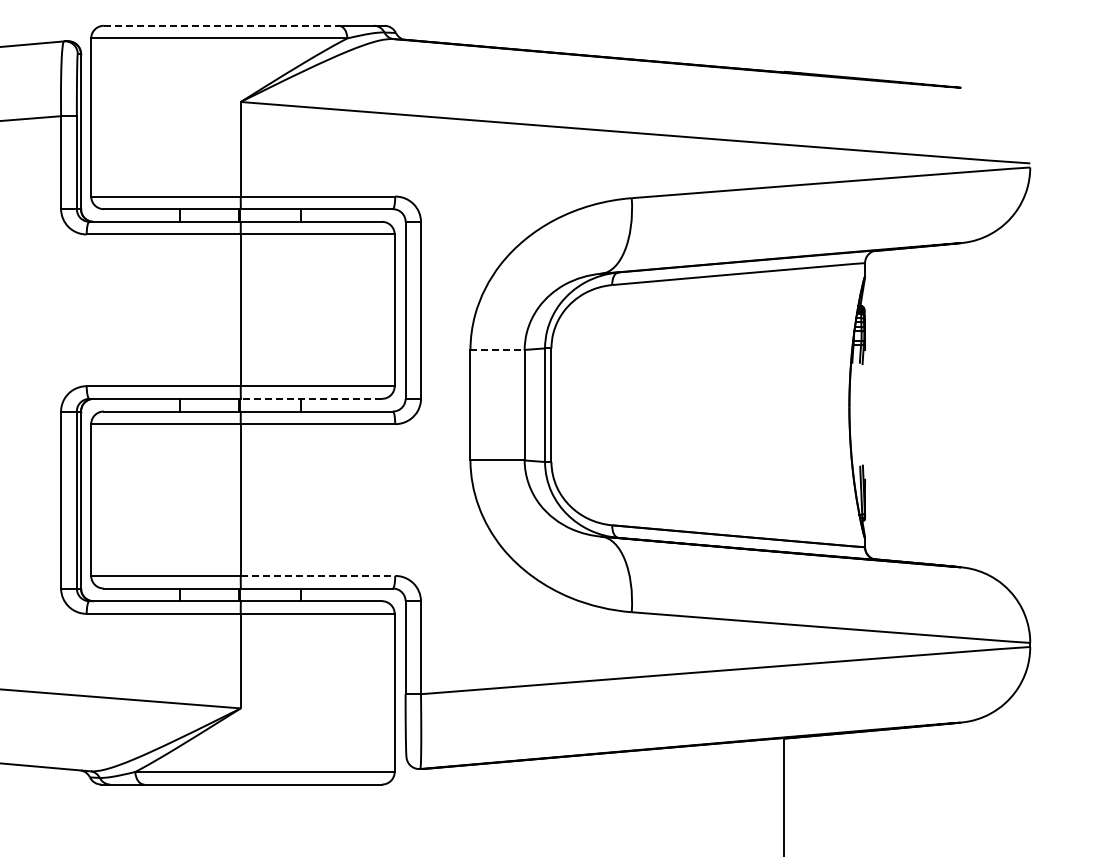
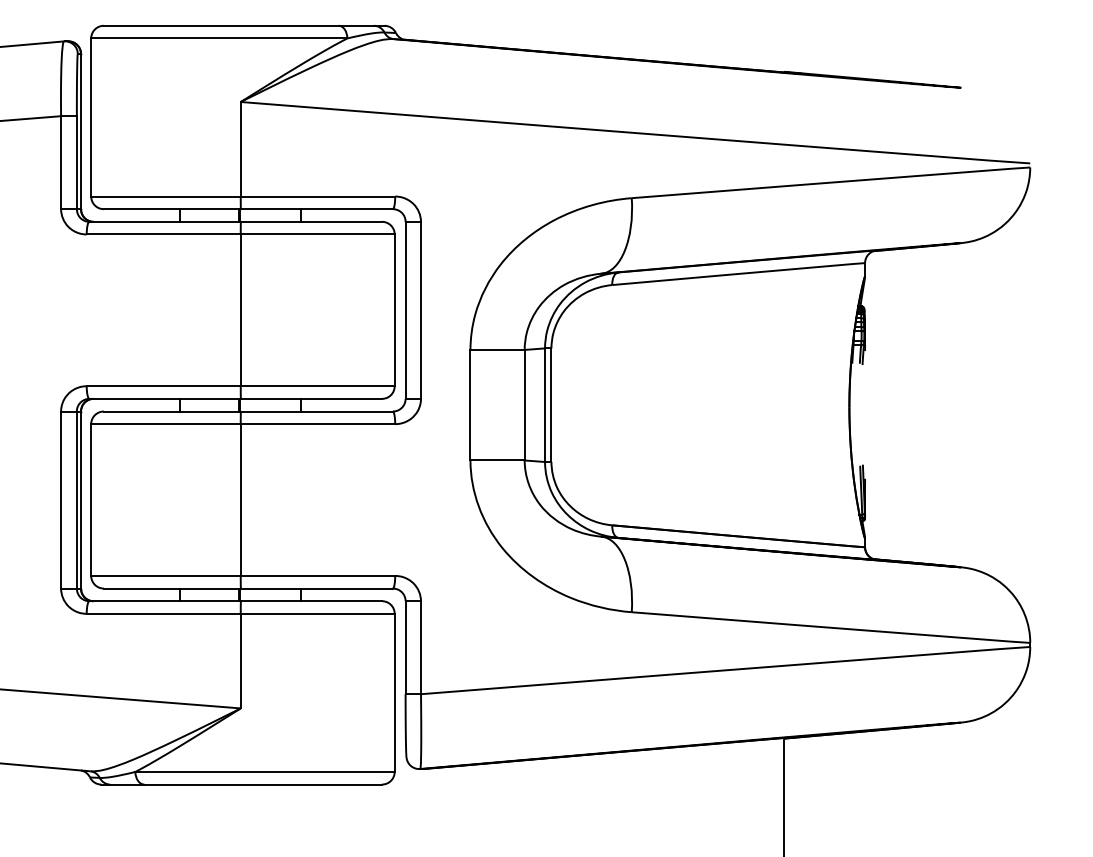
line: dashed -> solid (221, 25)
line: dashed -> solid (498, 349)
line: dashed -> solid (311, 398)
line: dashed -> solid (318, 575)
